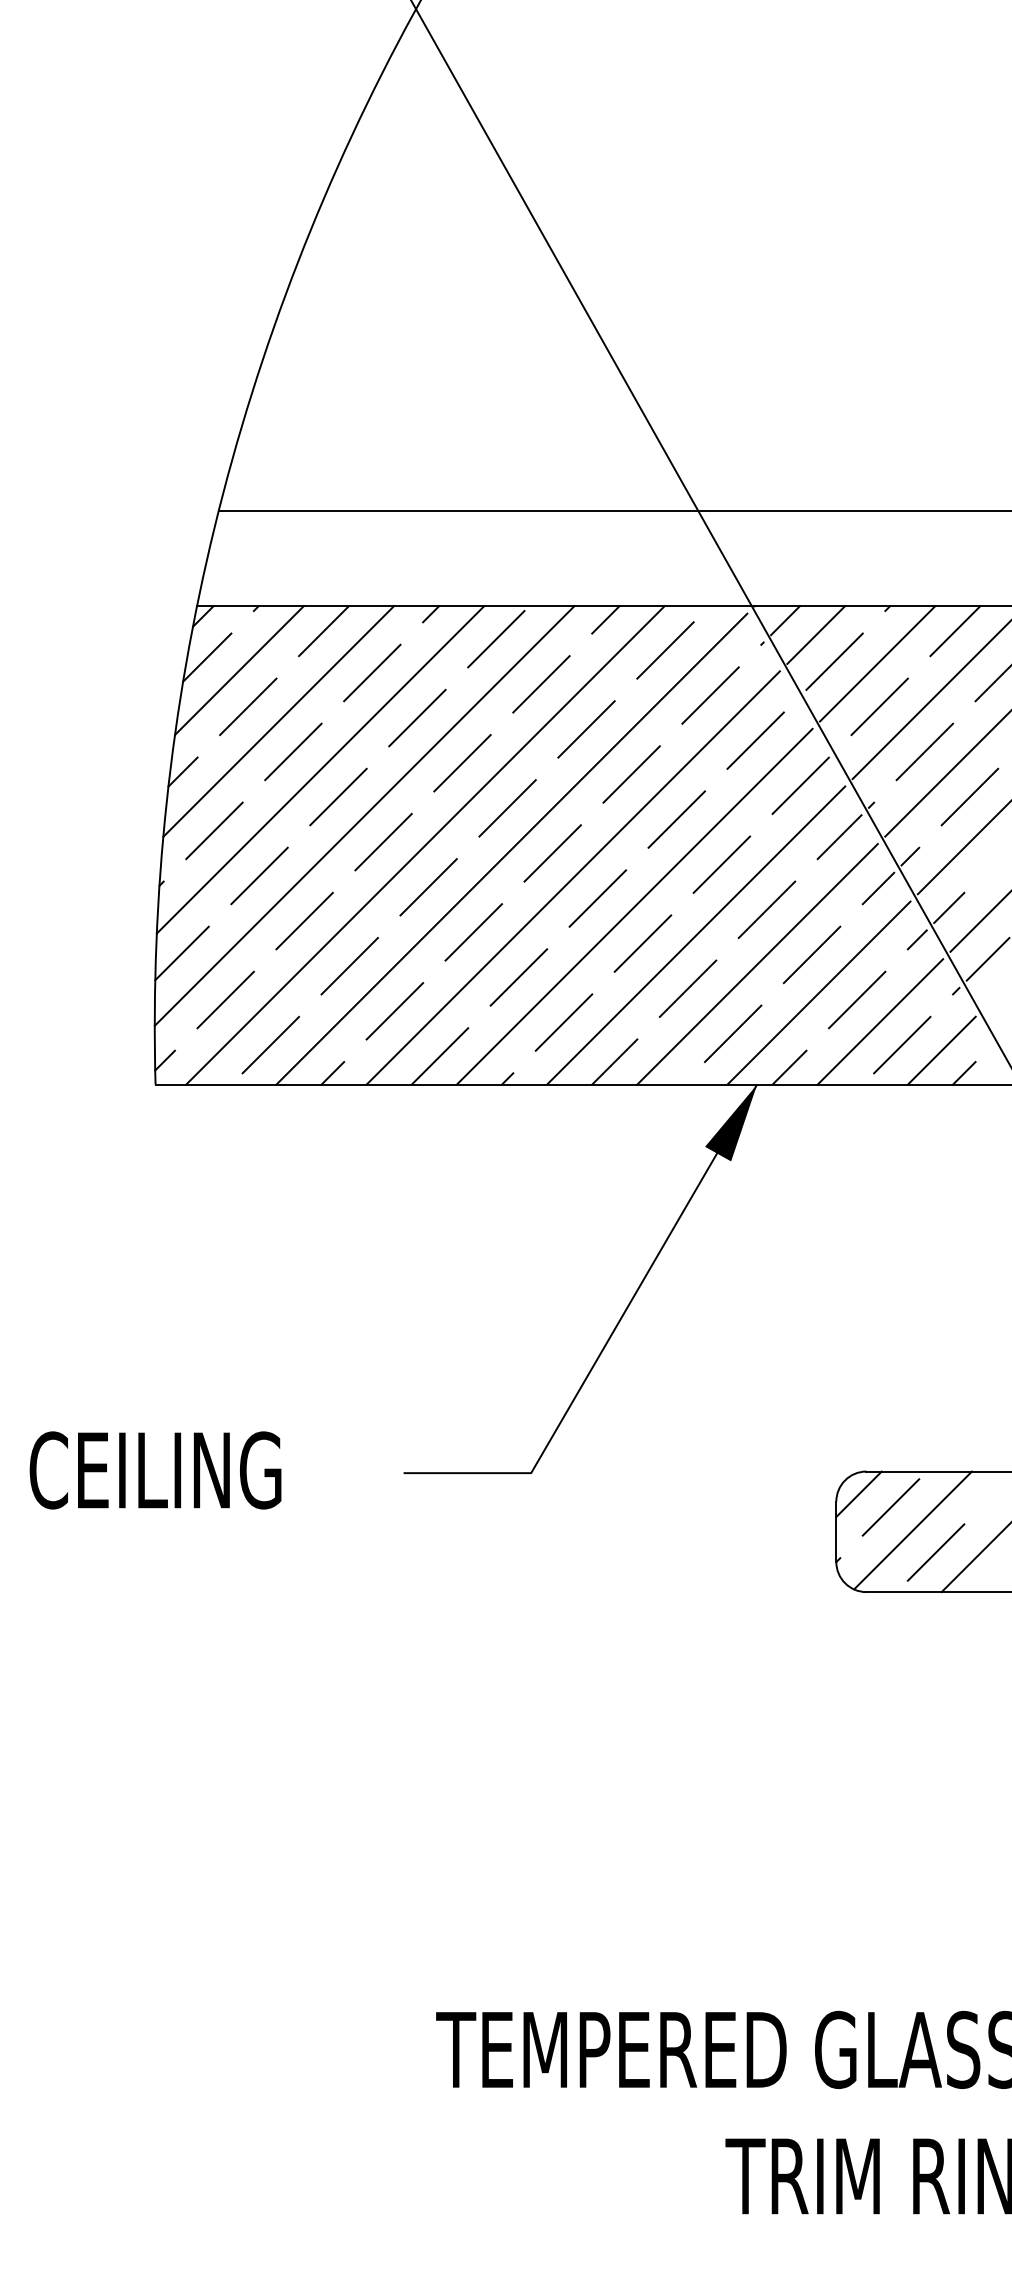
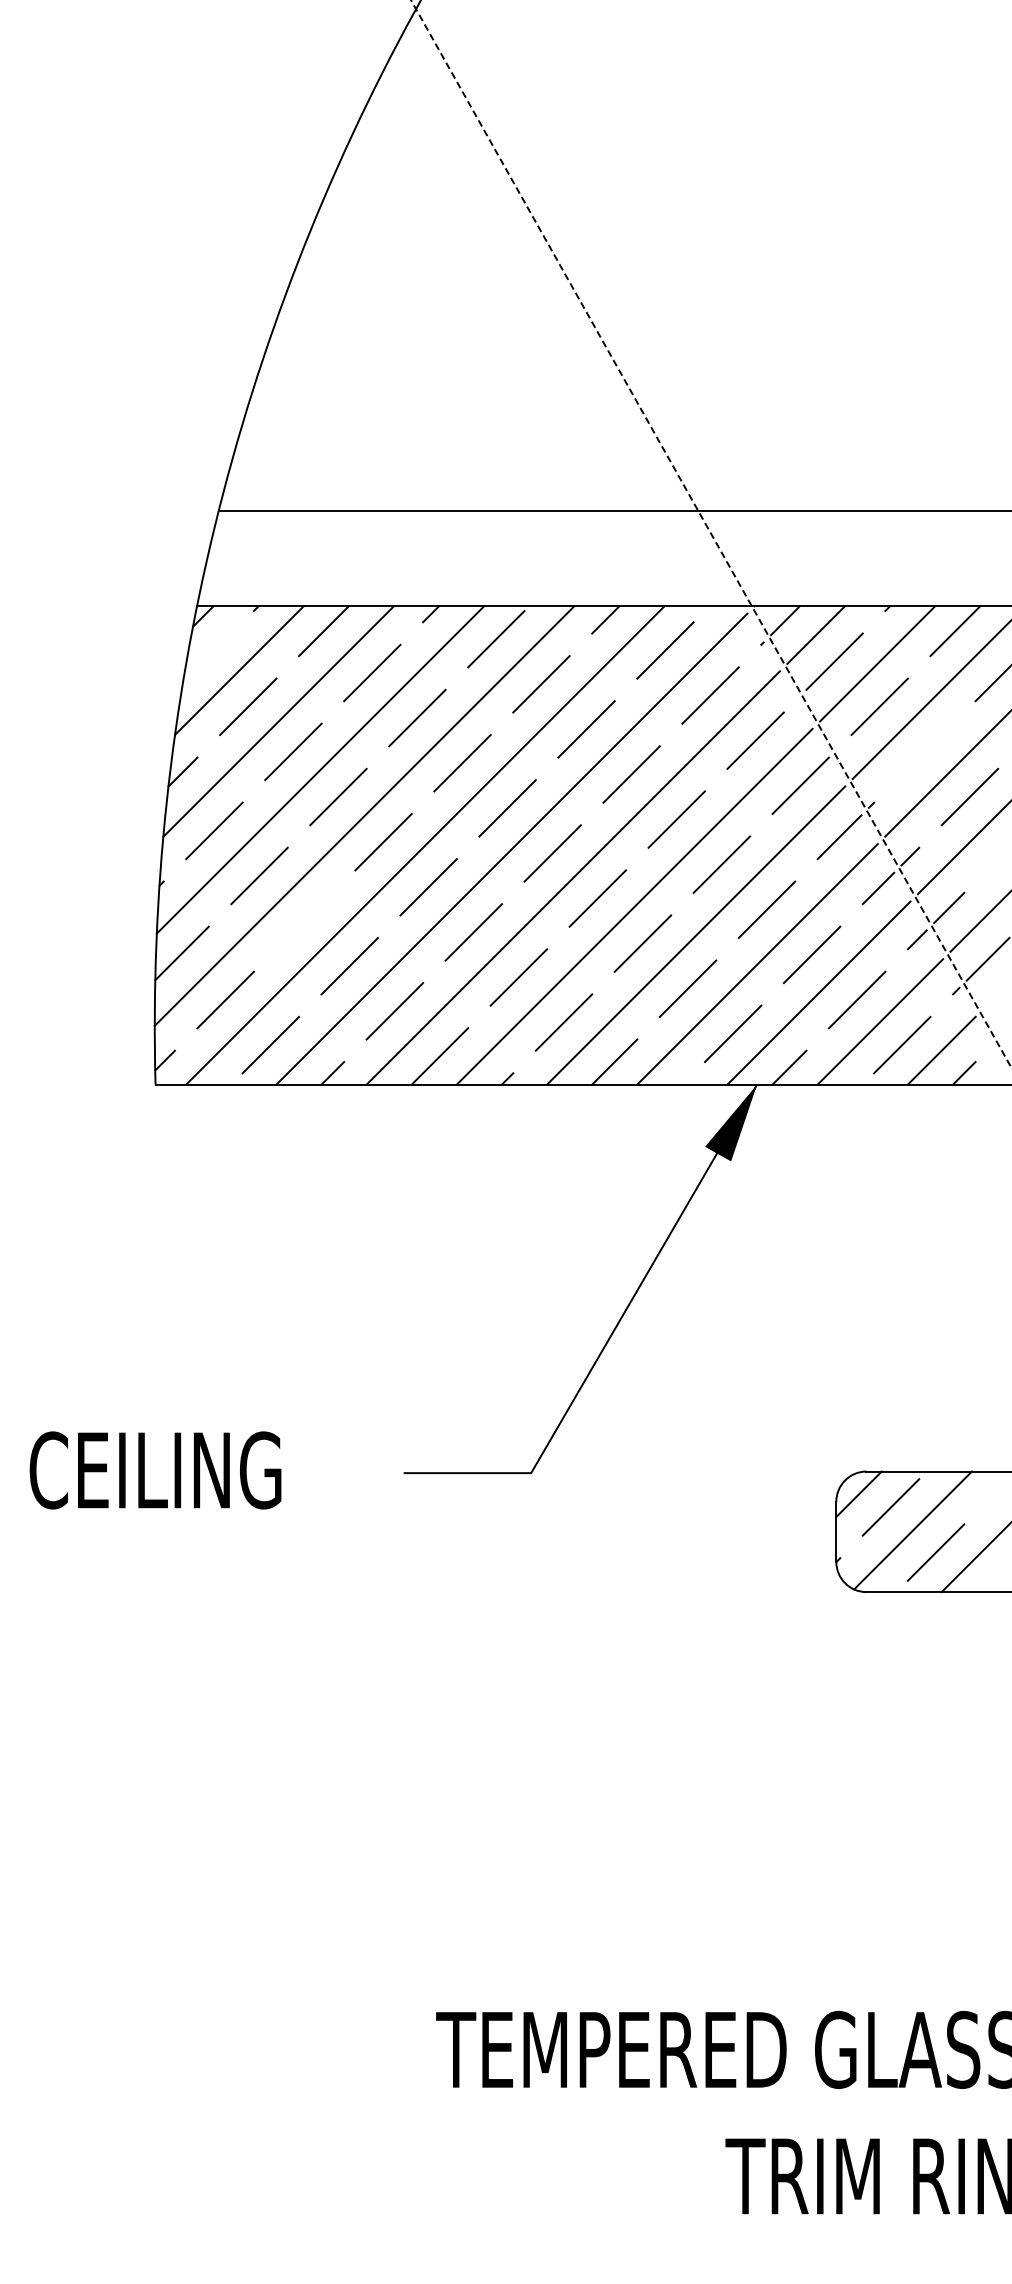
line: solid -> dashed (711, 534)
line: present -> none (207, 657)
line: present -> none (924, 751)
line: present -> none (304, 920)
